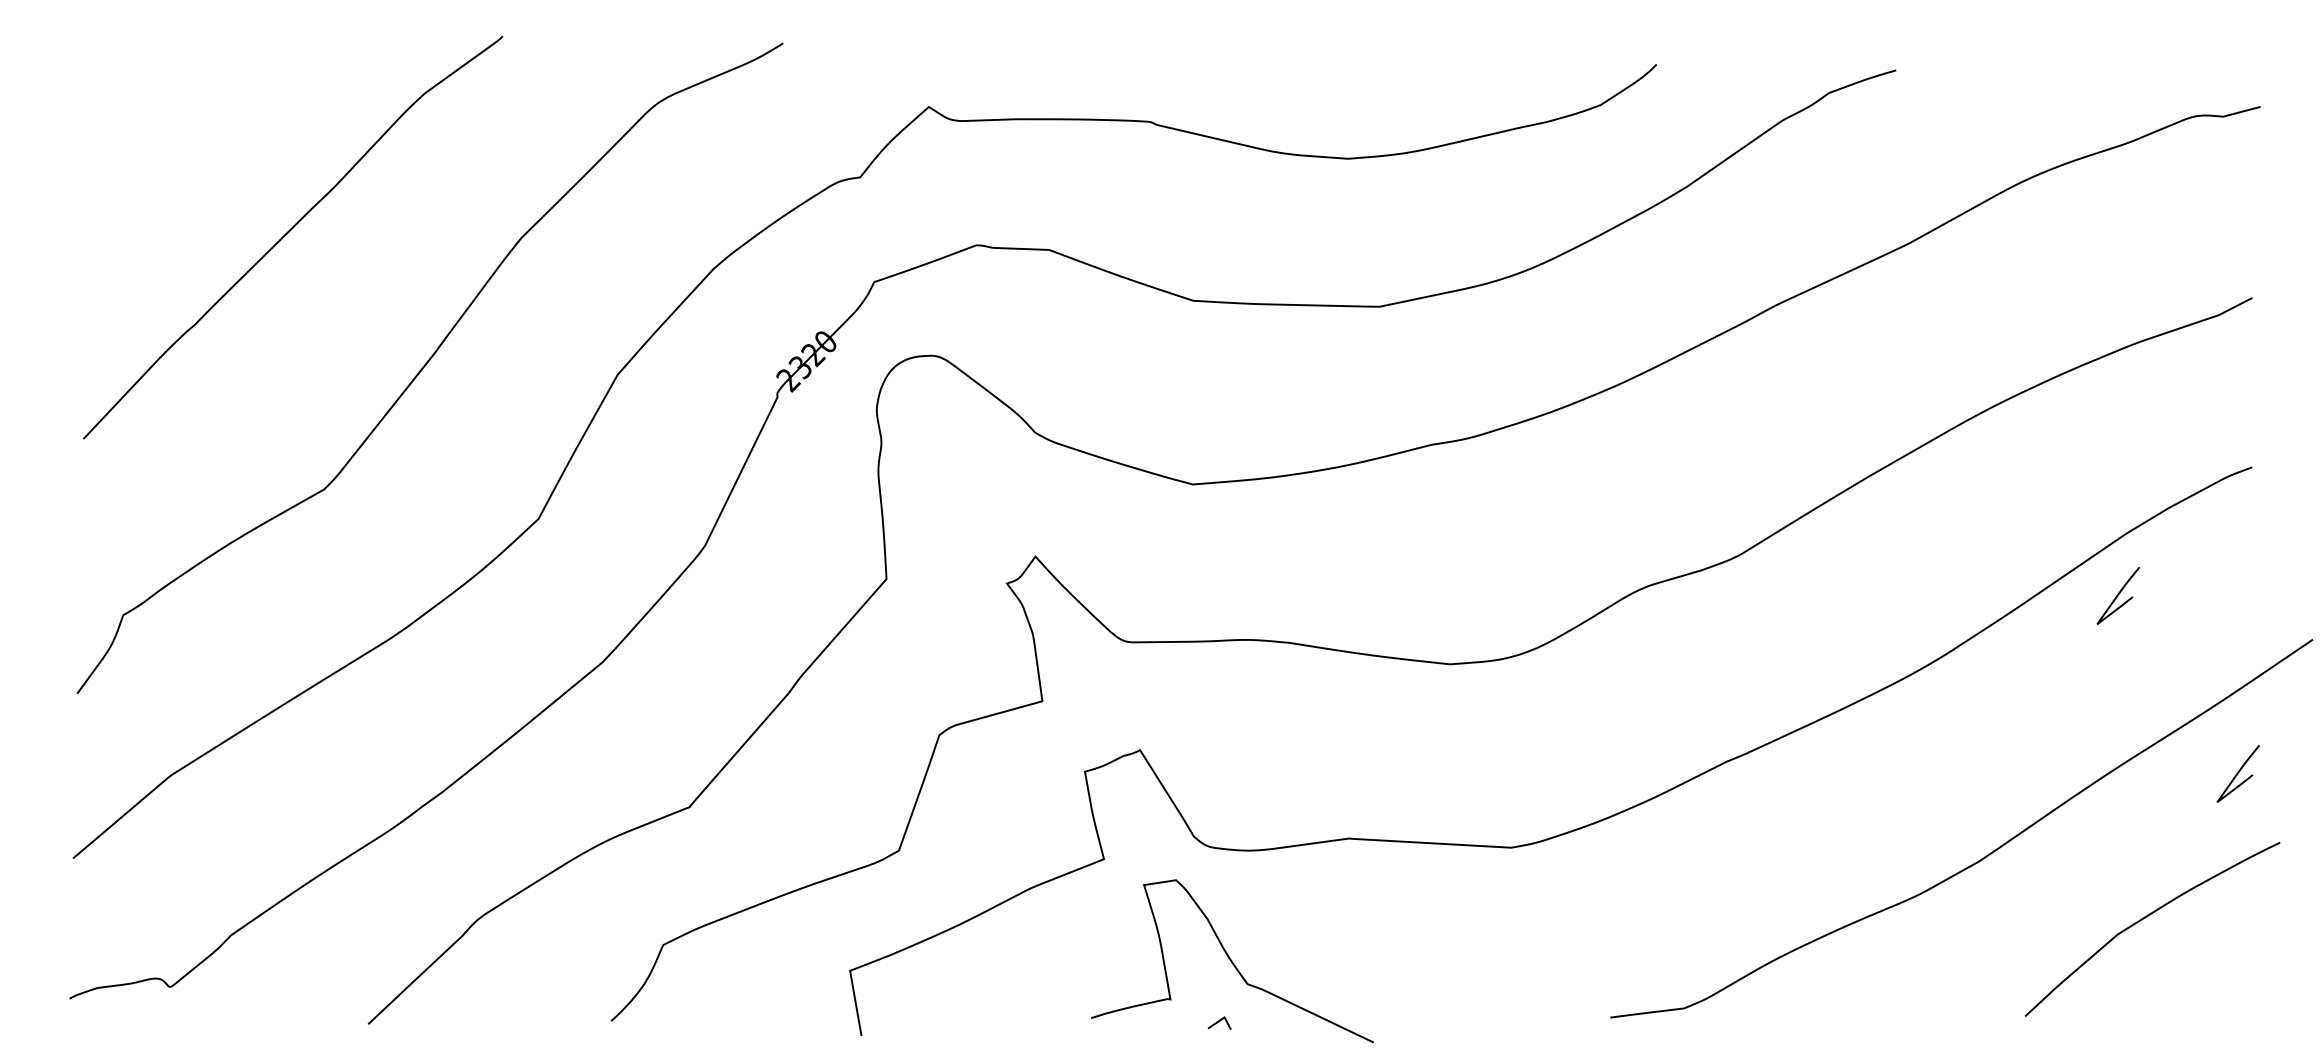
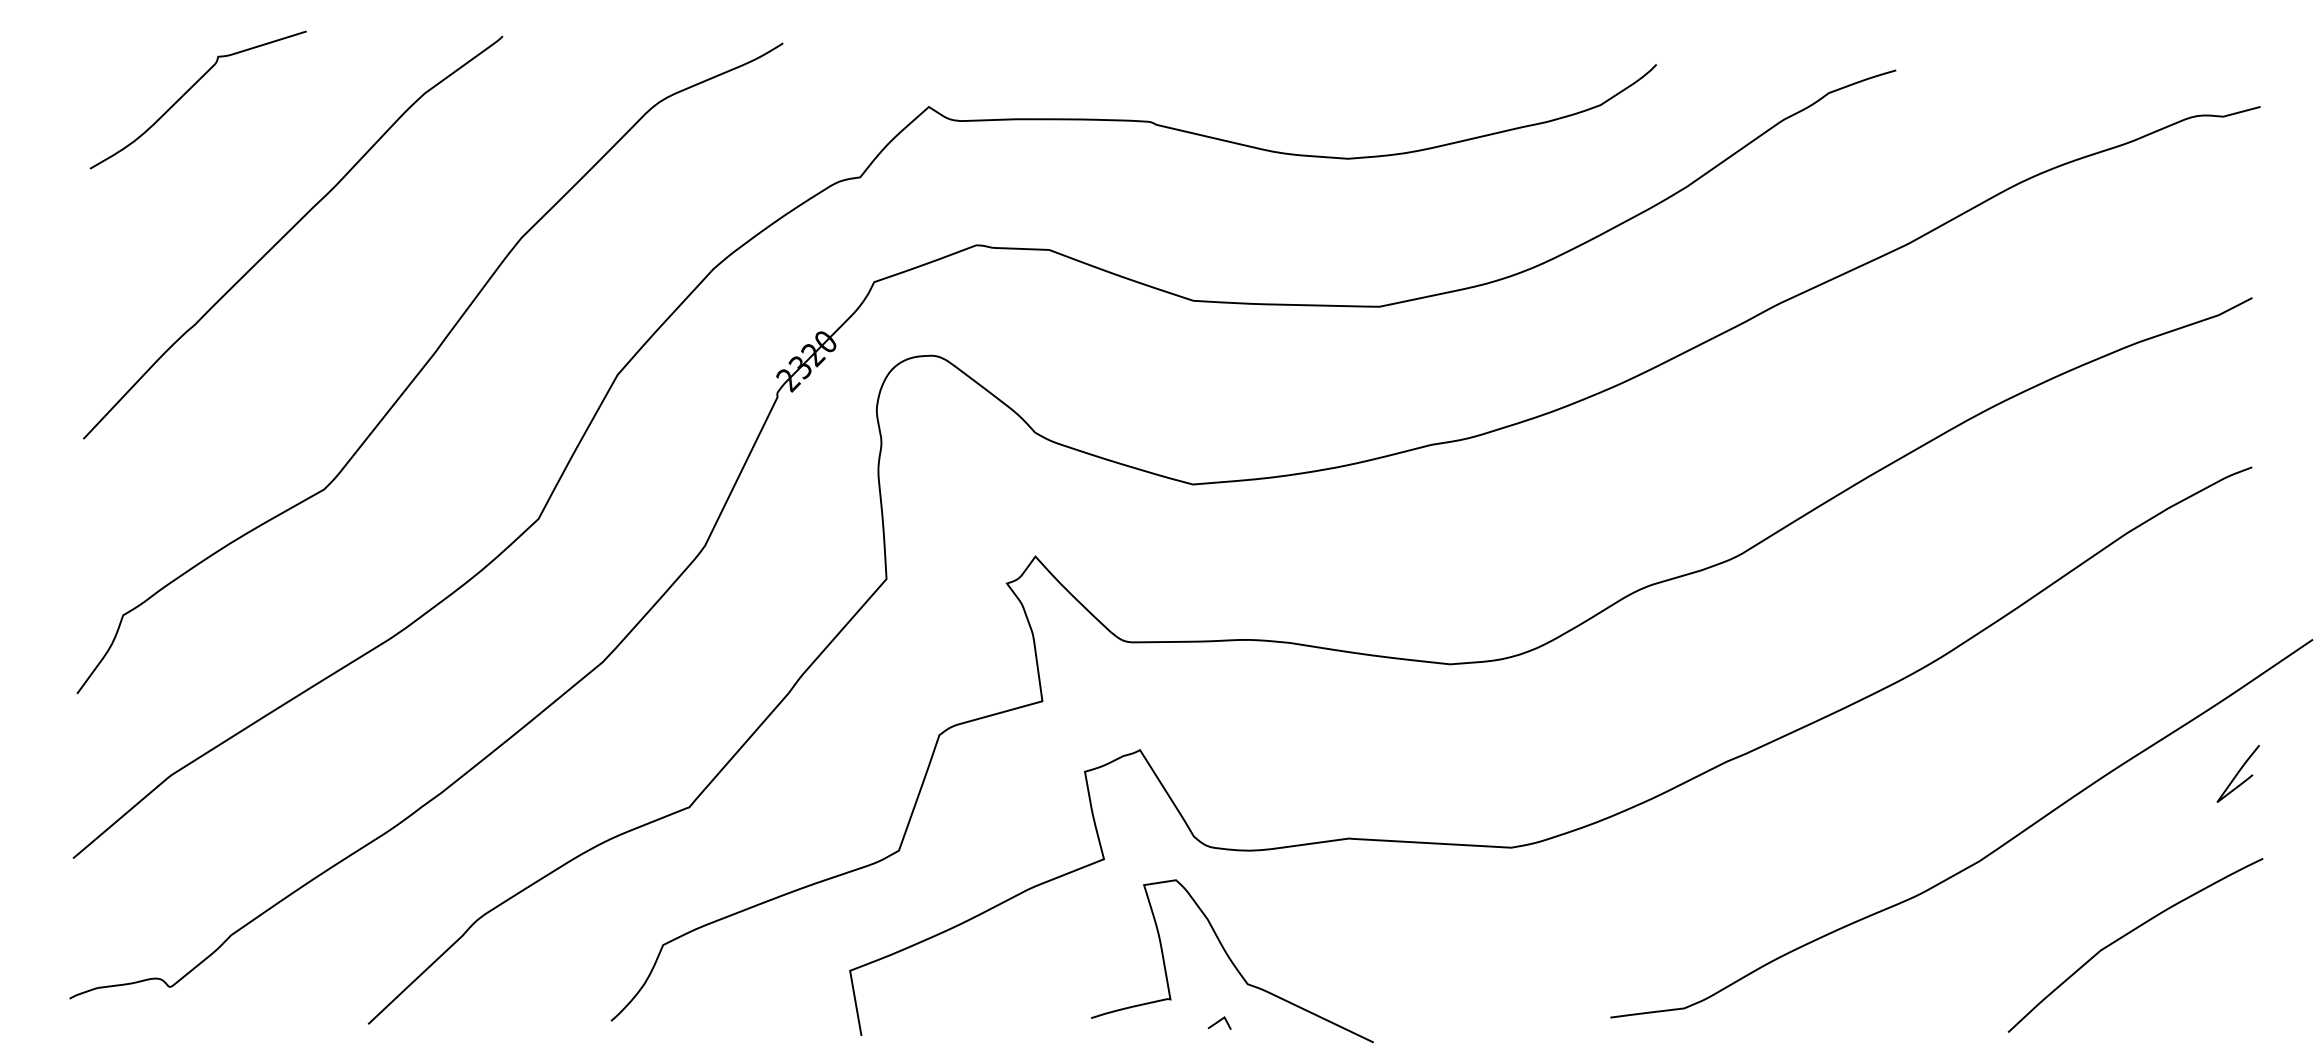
curve: none -> present (189, 90)
curve: present -> none (2117, 595)
curve position: (2147, 917) -> (2130, 933) (2130, 933)
